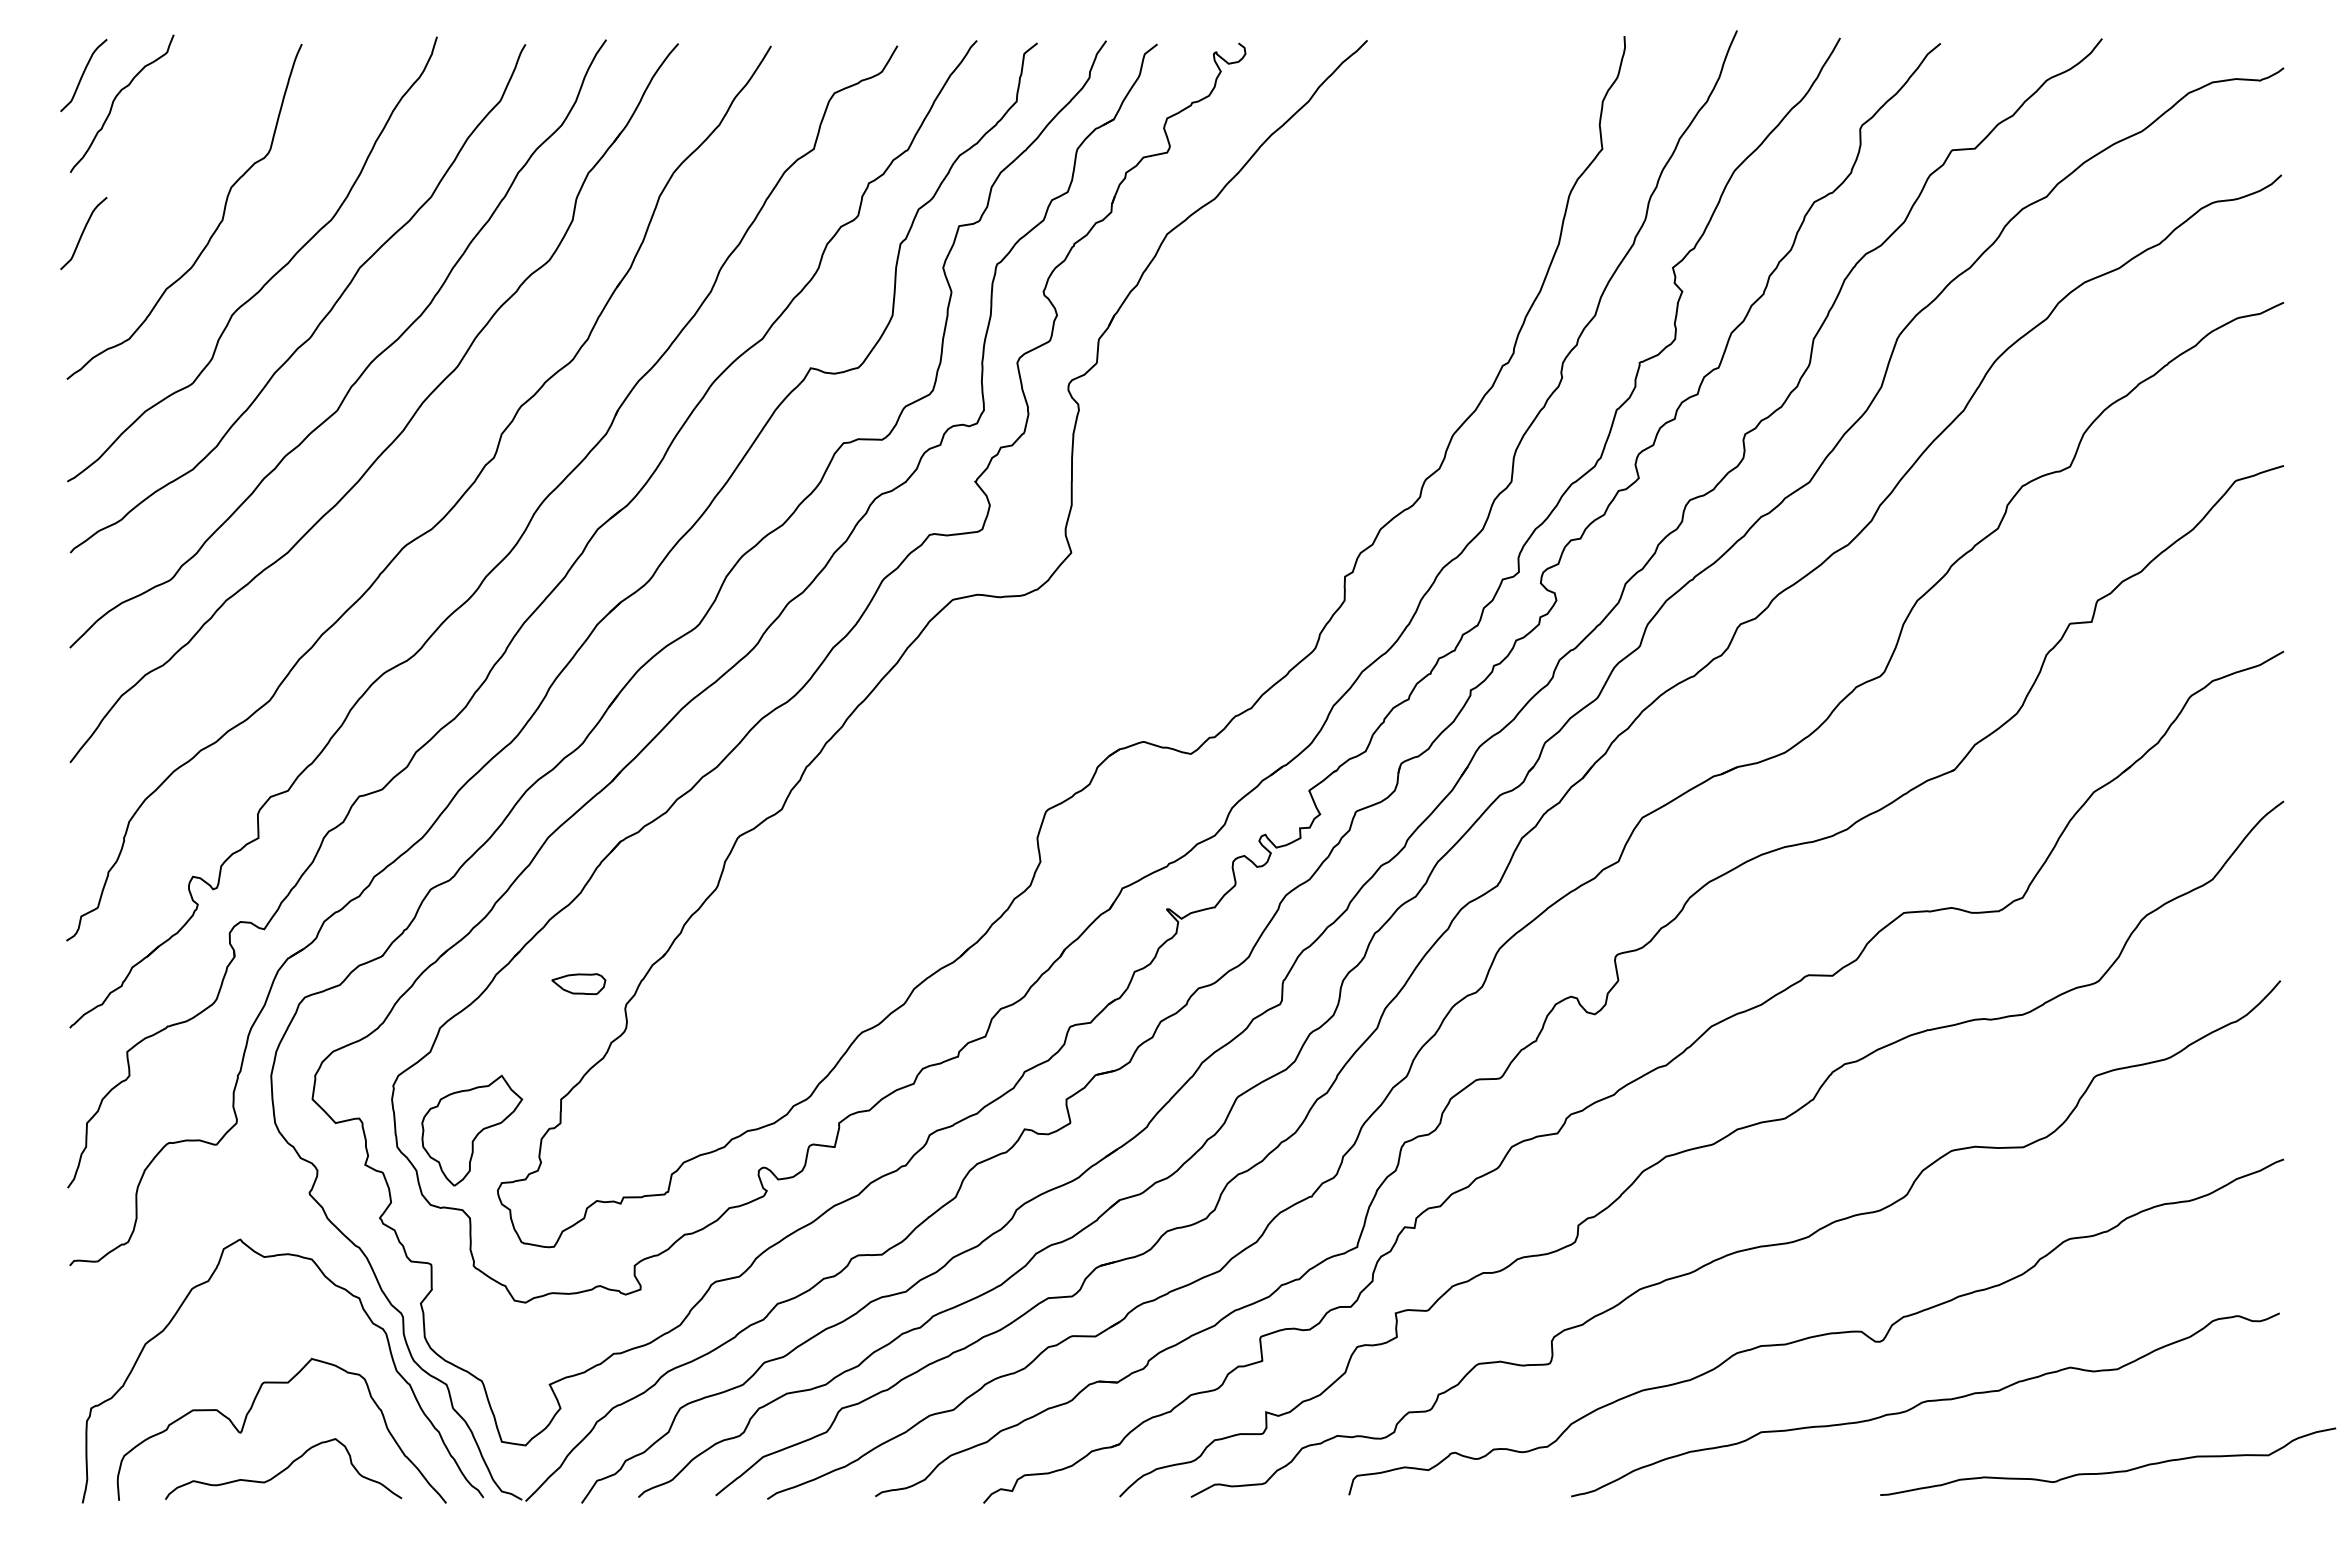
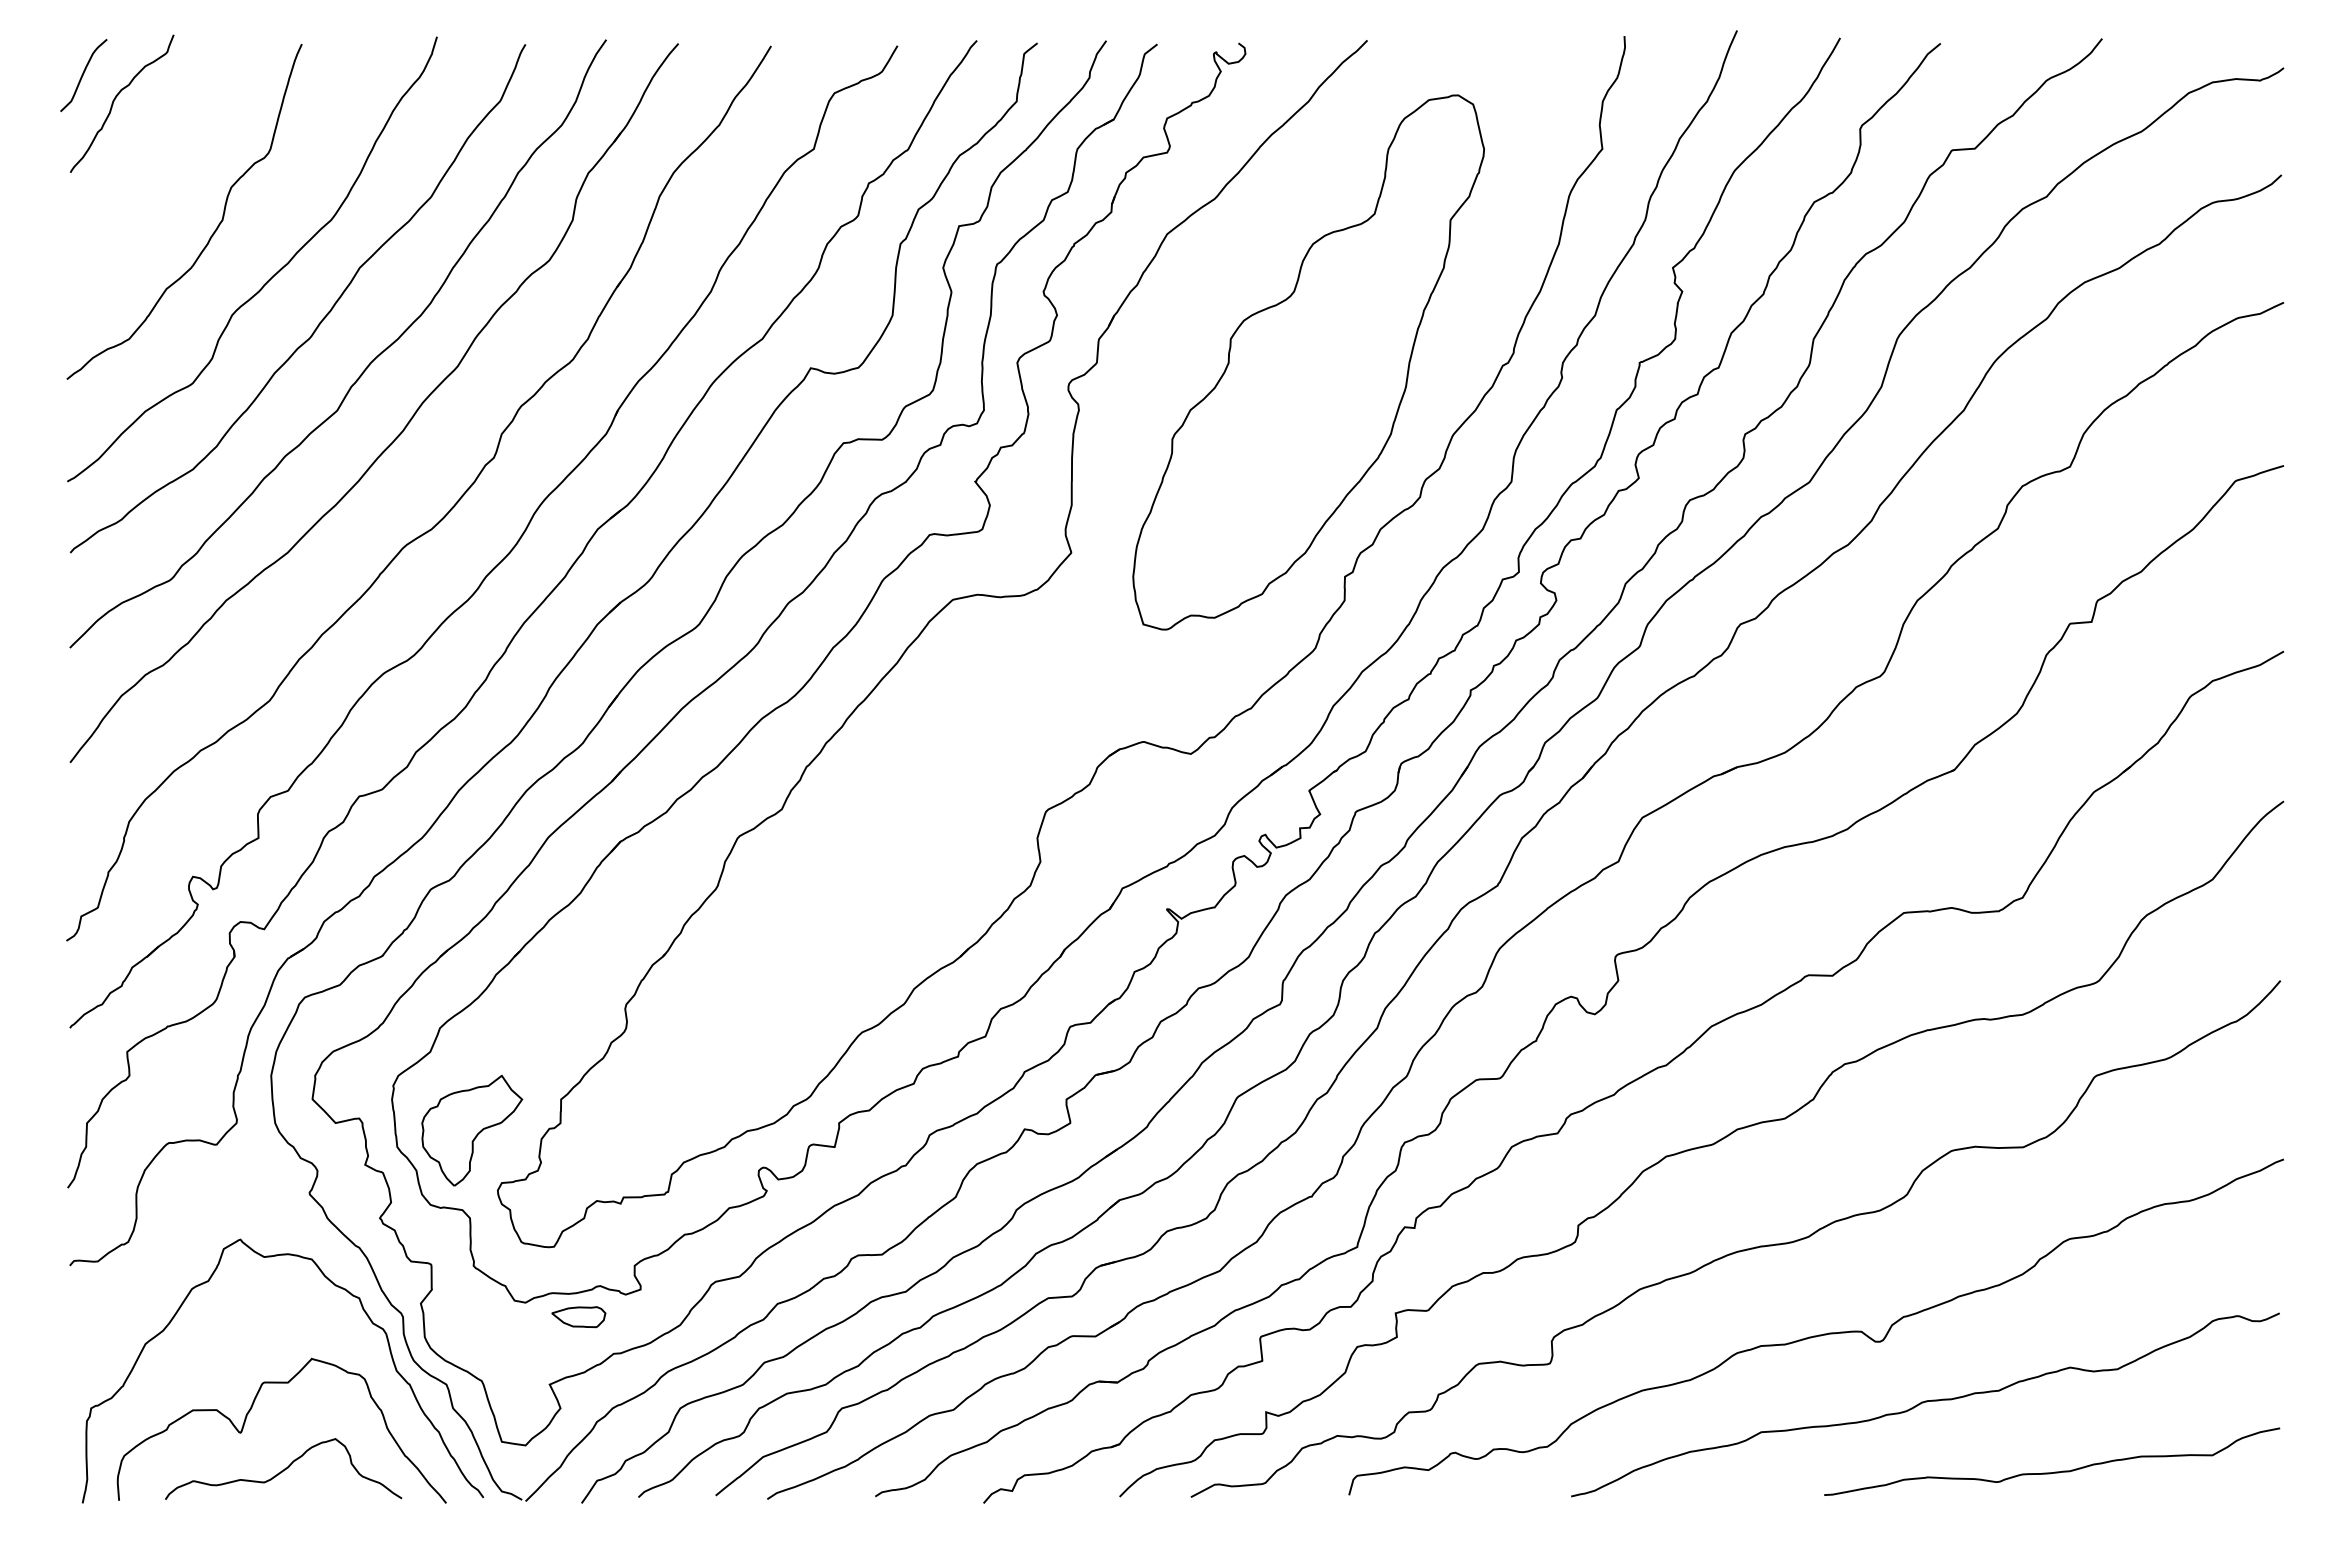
curve: present -> none (83, 233)
part: none -> present (1308, 362)
part position: (578, 984) -> (578, 1317) (578, 1317)
curve position: (2110, 1471) -> (2054, 1471) (2054, 1471)
